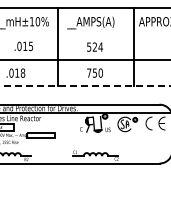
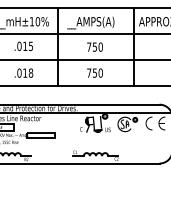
line: none -> present (84, 33)
text: 524 -> 750 (95, 46)
text position: (15, 72) -> (23, 72) (23, 72)
line: dashed -> solid (85, 85)
